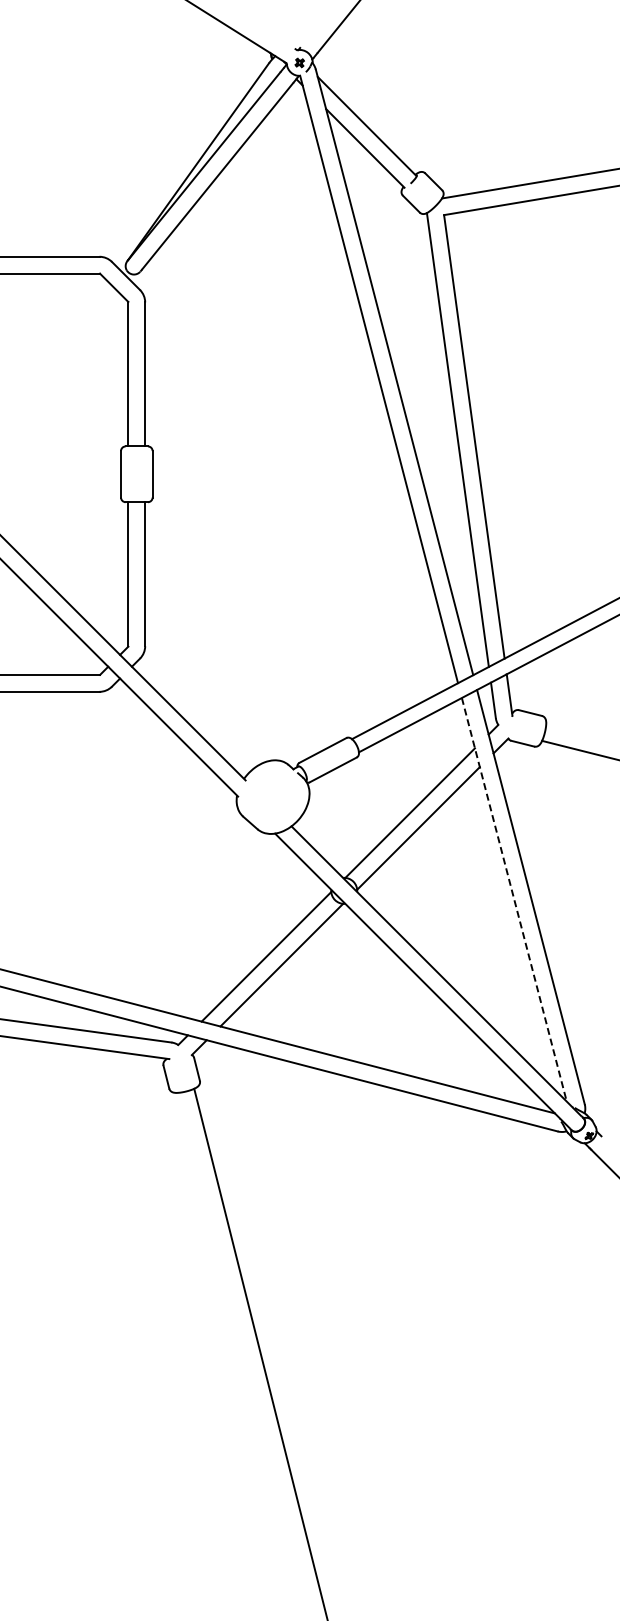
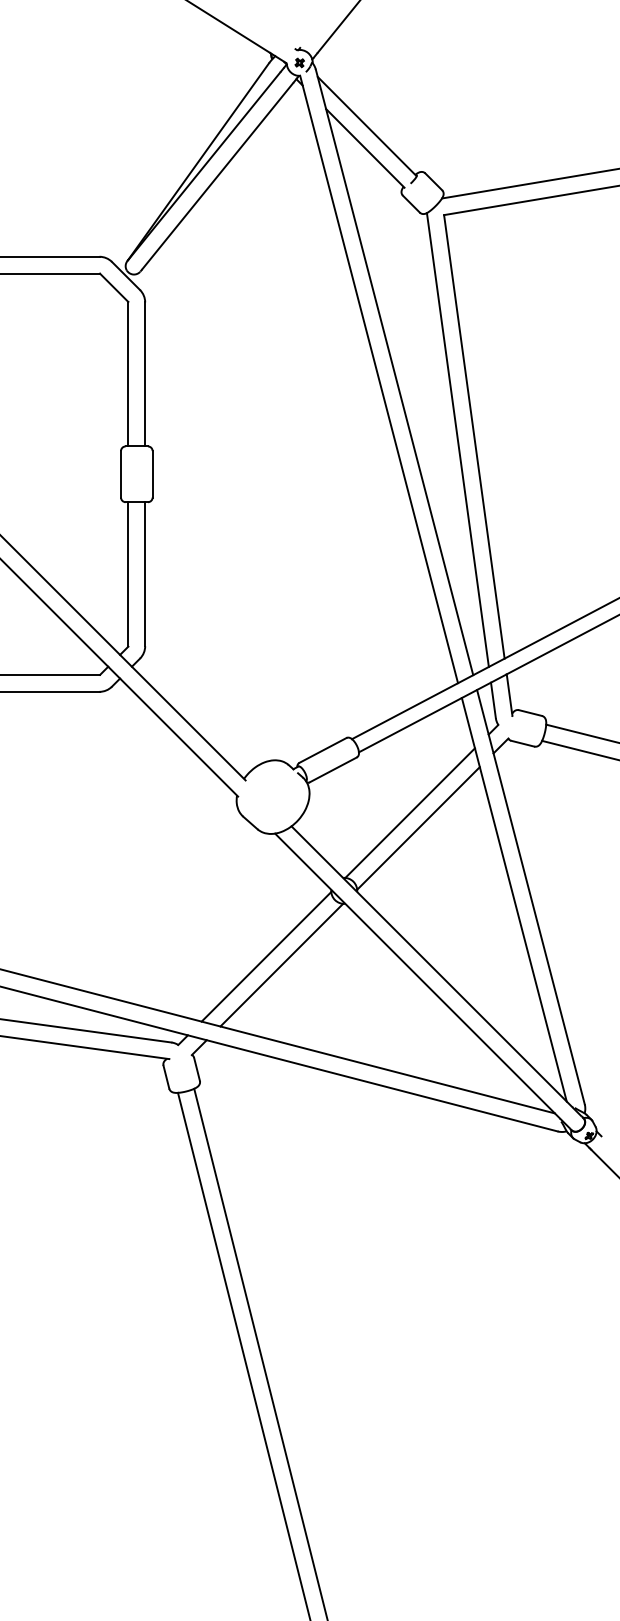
line: none -> present (581, 733)
line: dashed -> solid (514, 900)
line: none -> present (243, 1354)
